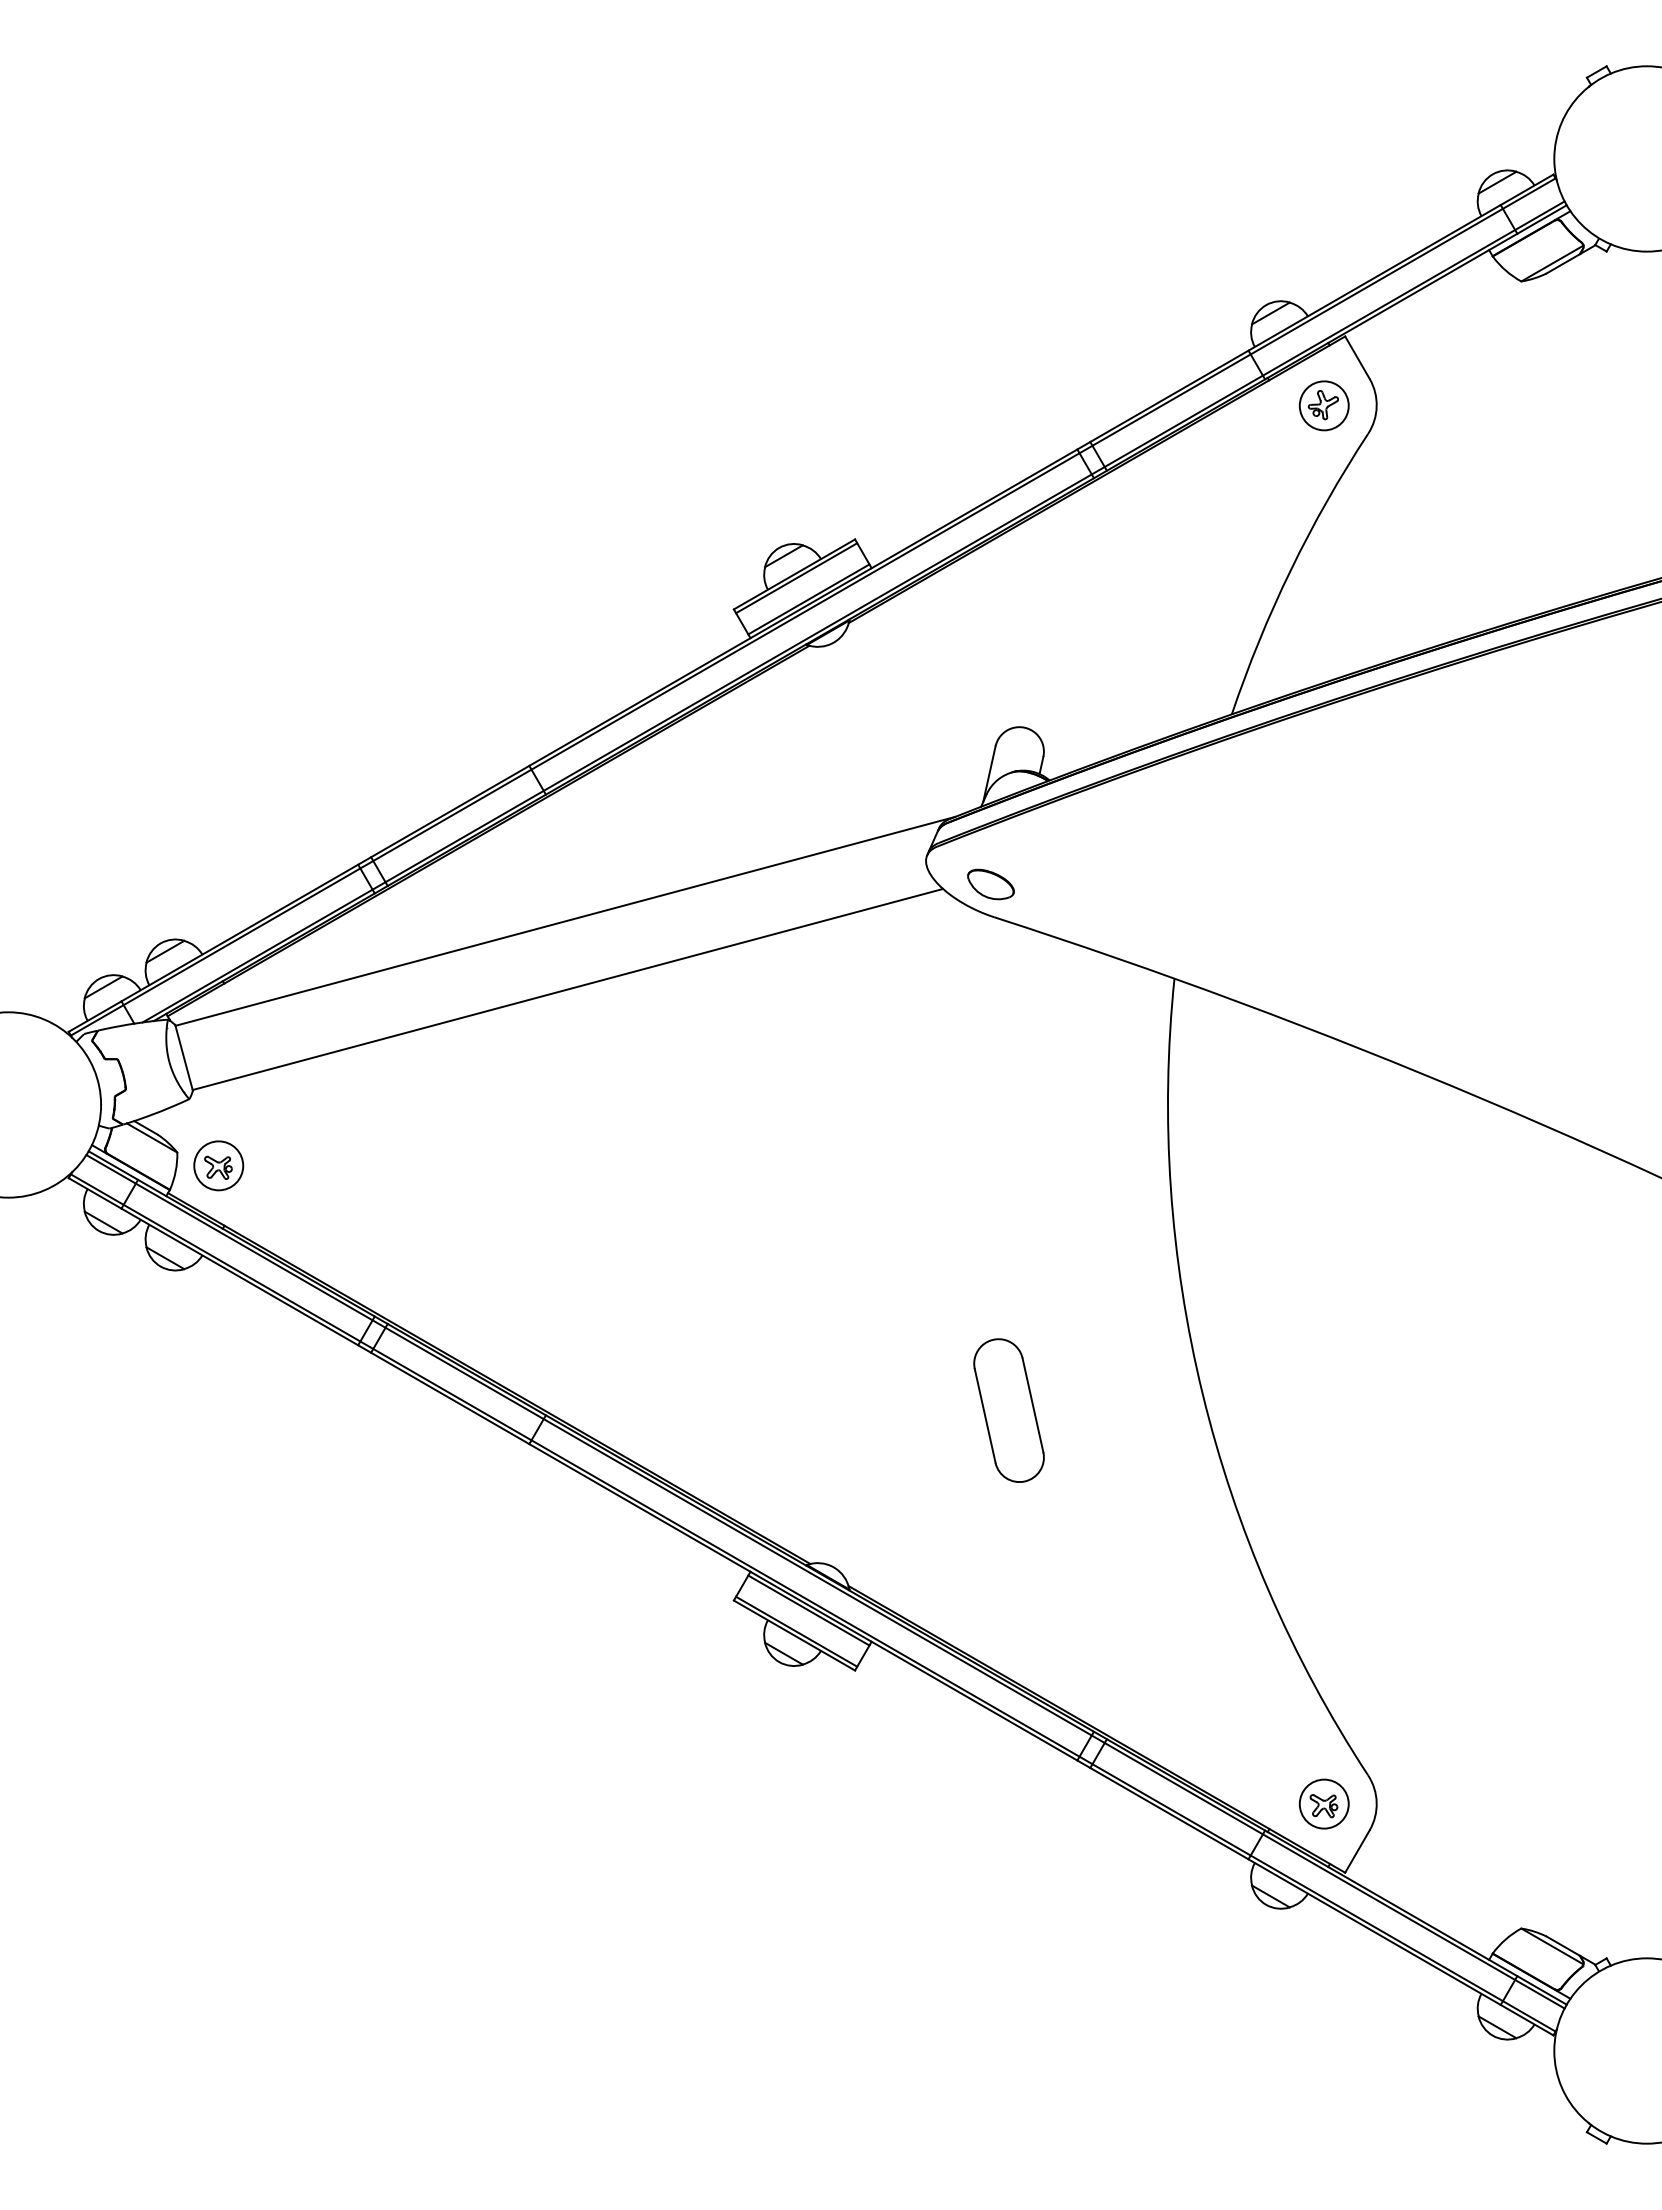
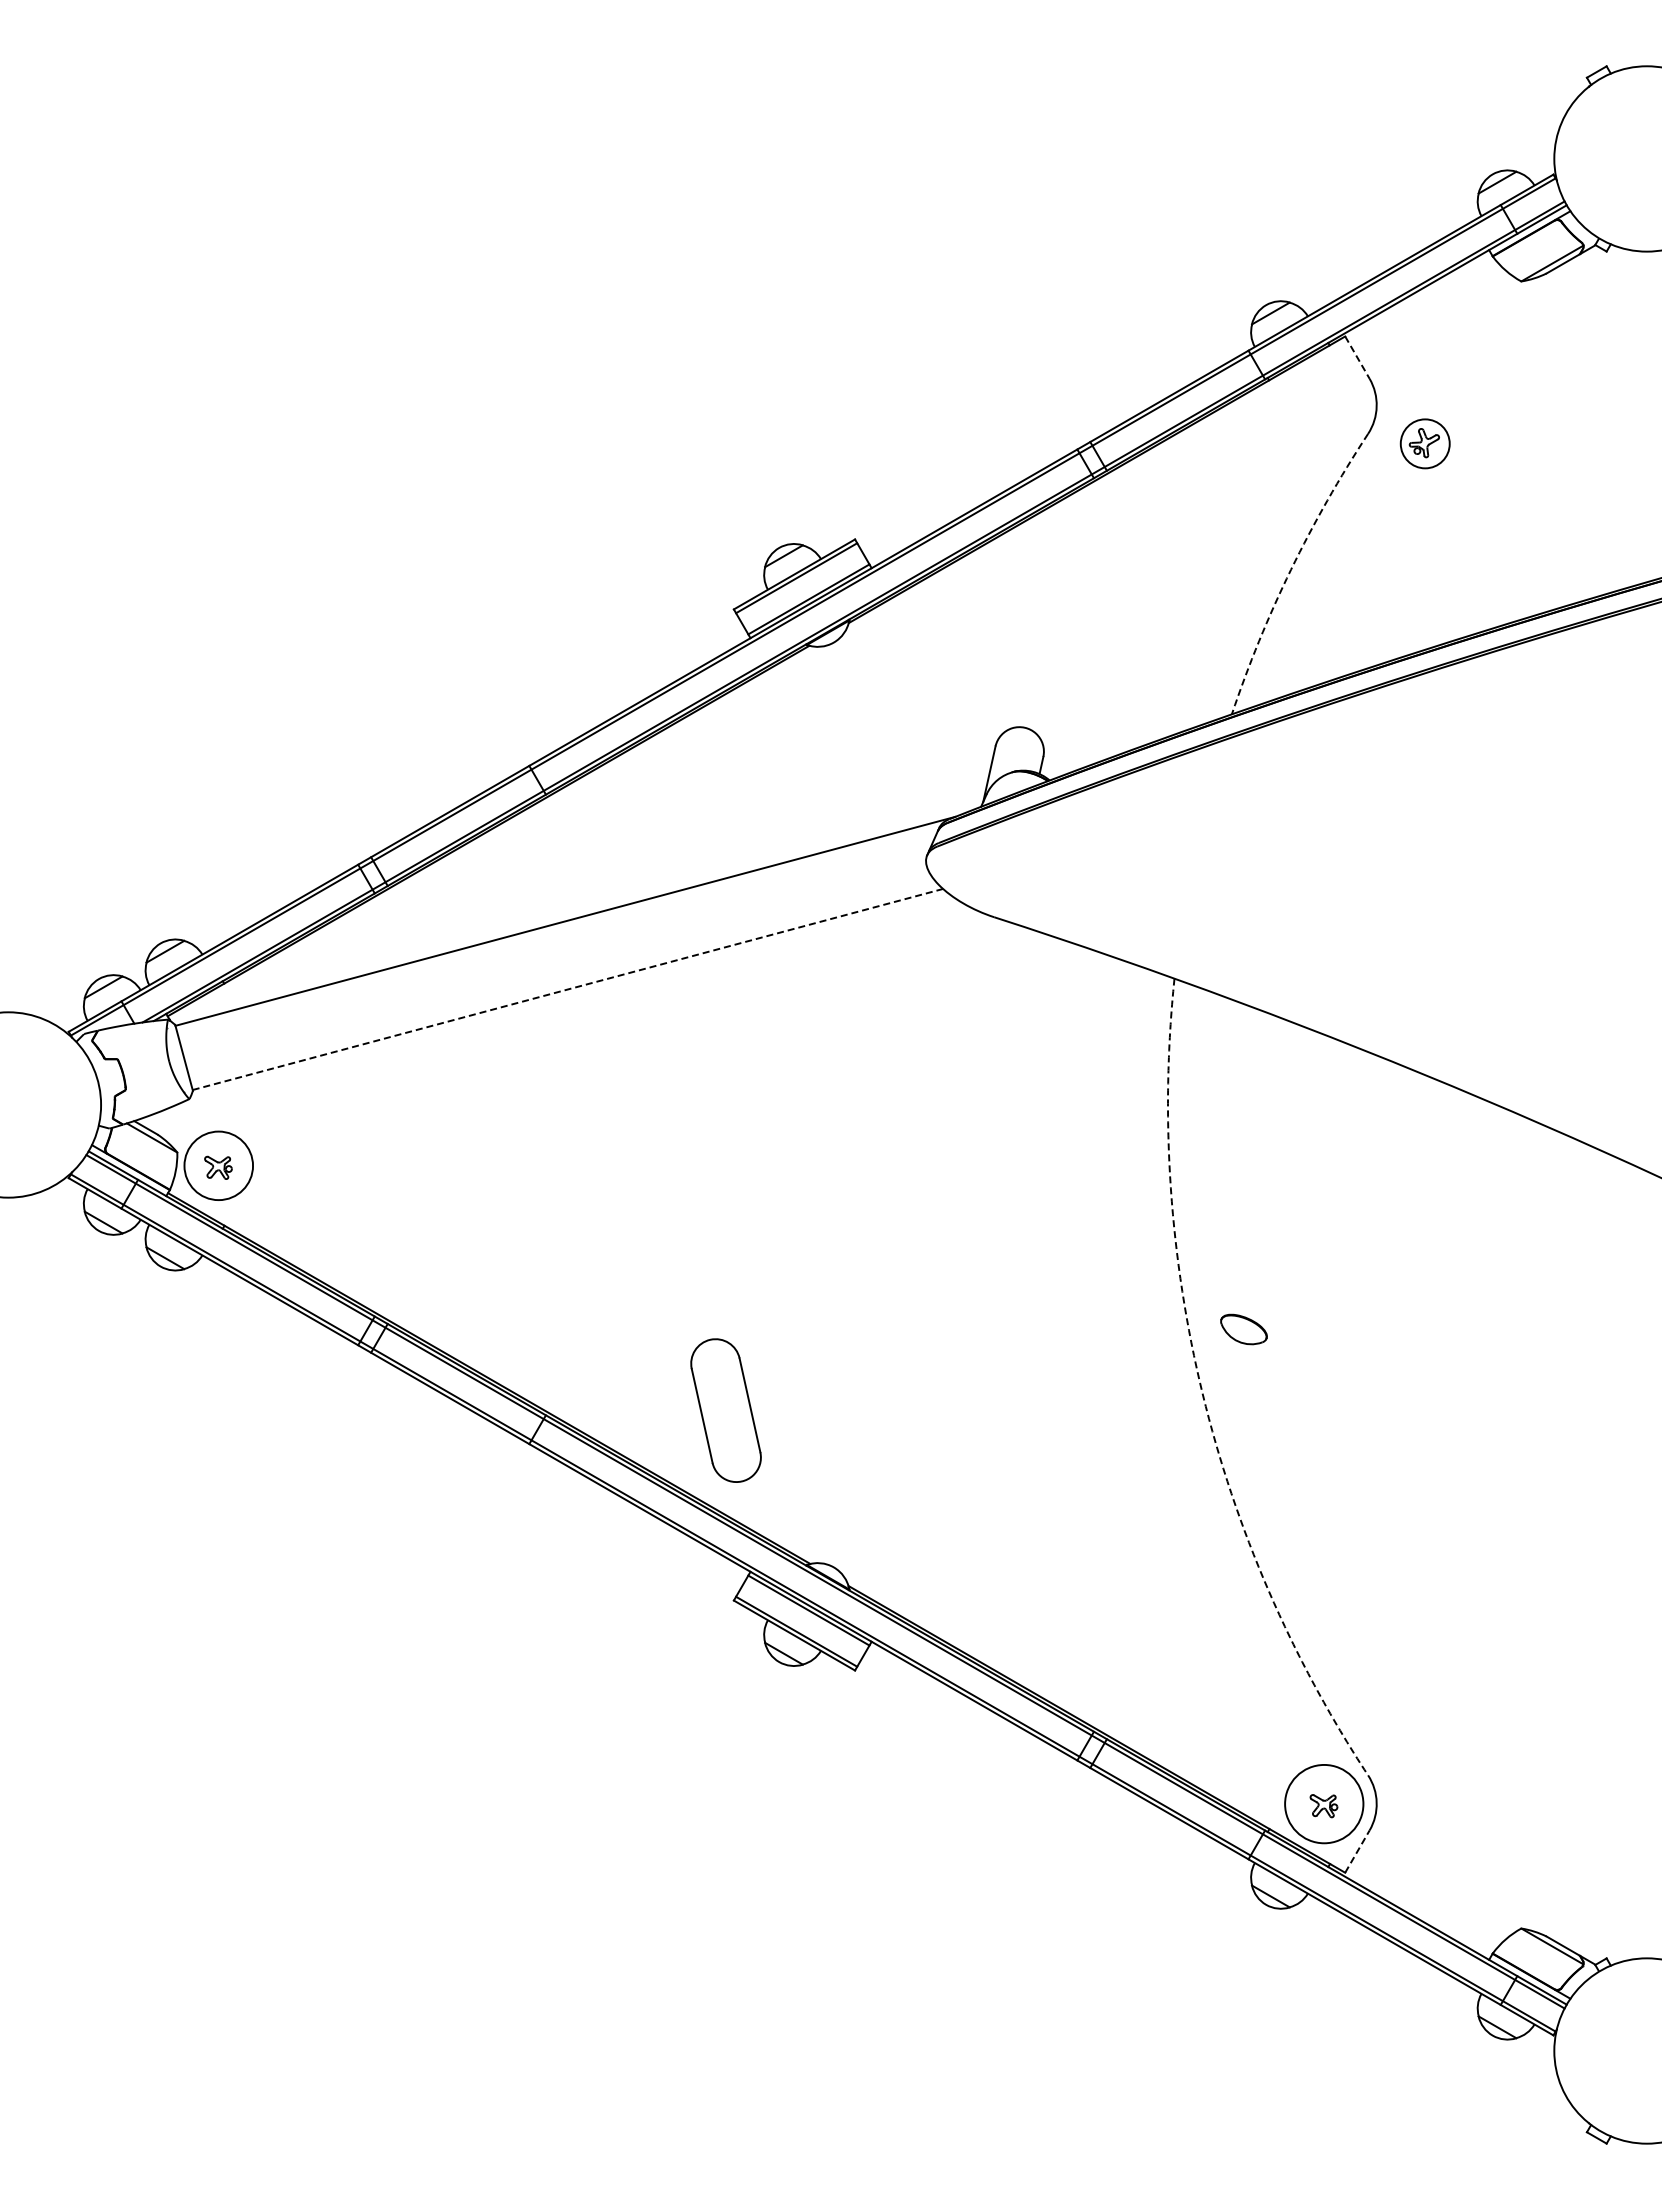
line: solid -> dashed (1357, 358)
part position: (1323, 405) -> (1424, 443) (1424, 443)
arc: solid -> dashed (1291, 569)
part position: (990, 884) -> (1243, 1329) (1243, 1329)
line: solid -> dashed (568, 989)
circle diameter: 49 px -> 69 px (218, 1165)
arc: solid -> dashed (1202, 1393)
part position: (1008, 1410) -> (725, 1410) (725, 1410)
circle diameter: 49 px -> 78 px (1324, 1803)
line: solid -> dashed (1357, 1851)
